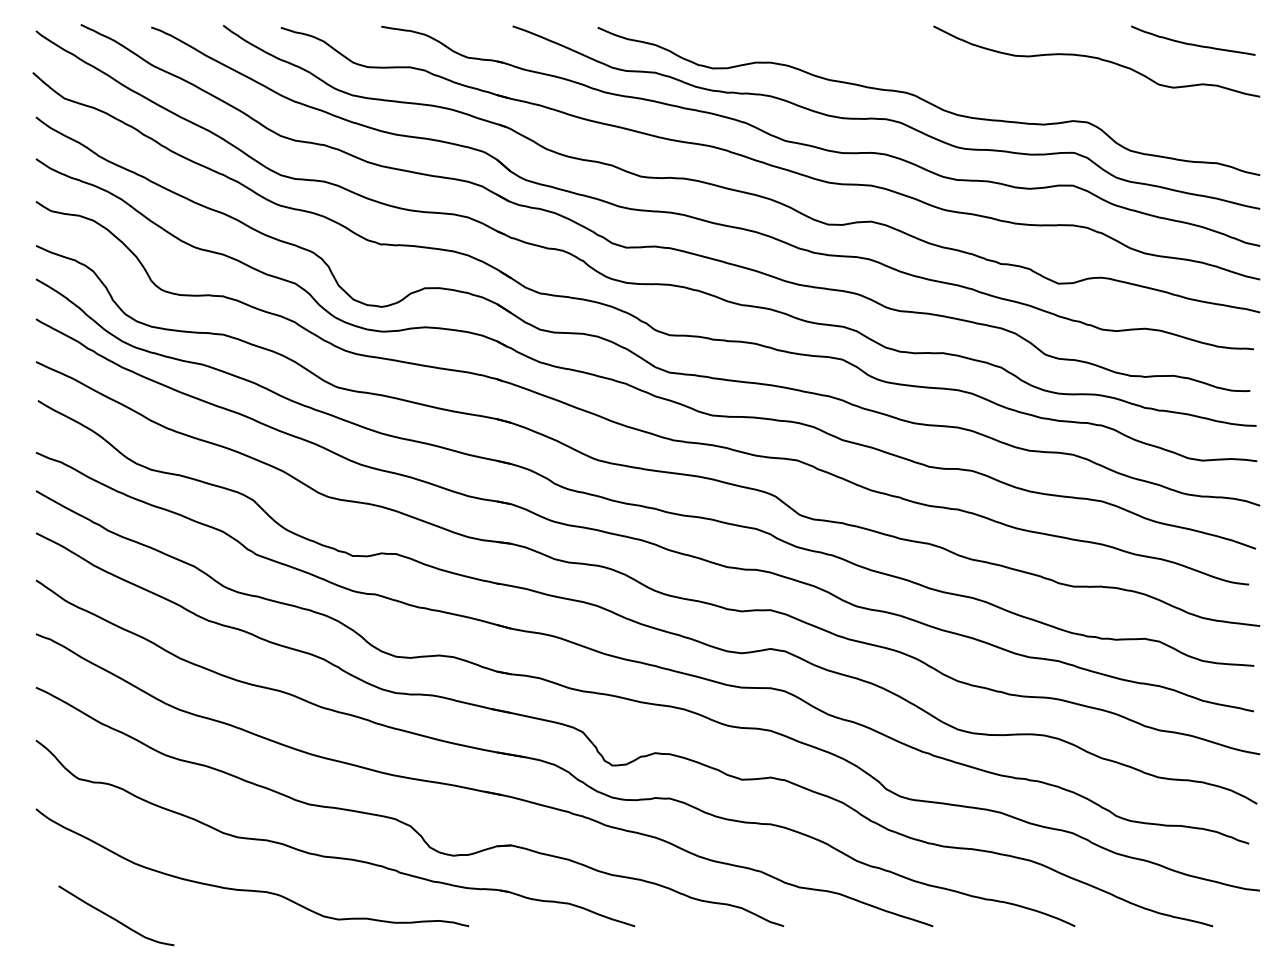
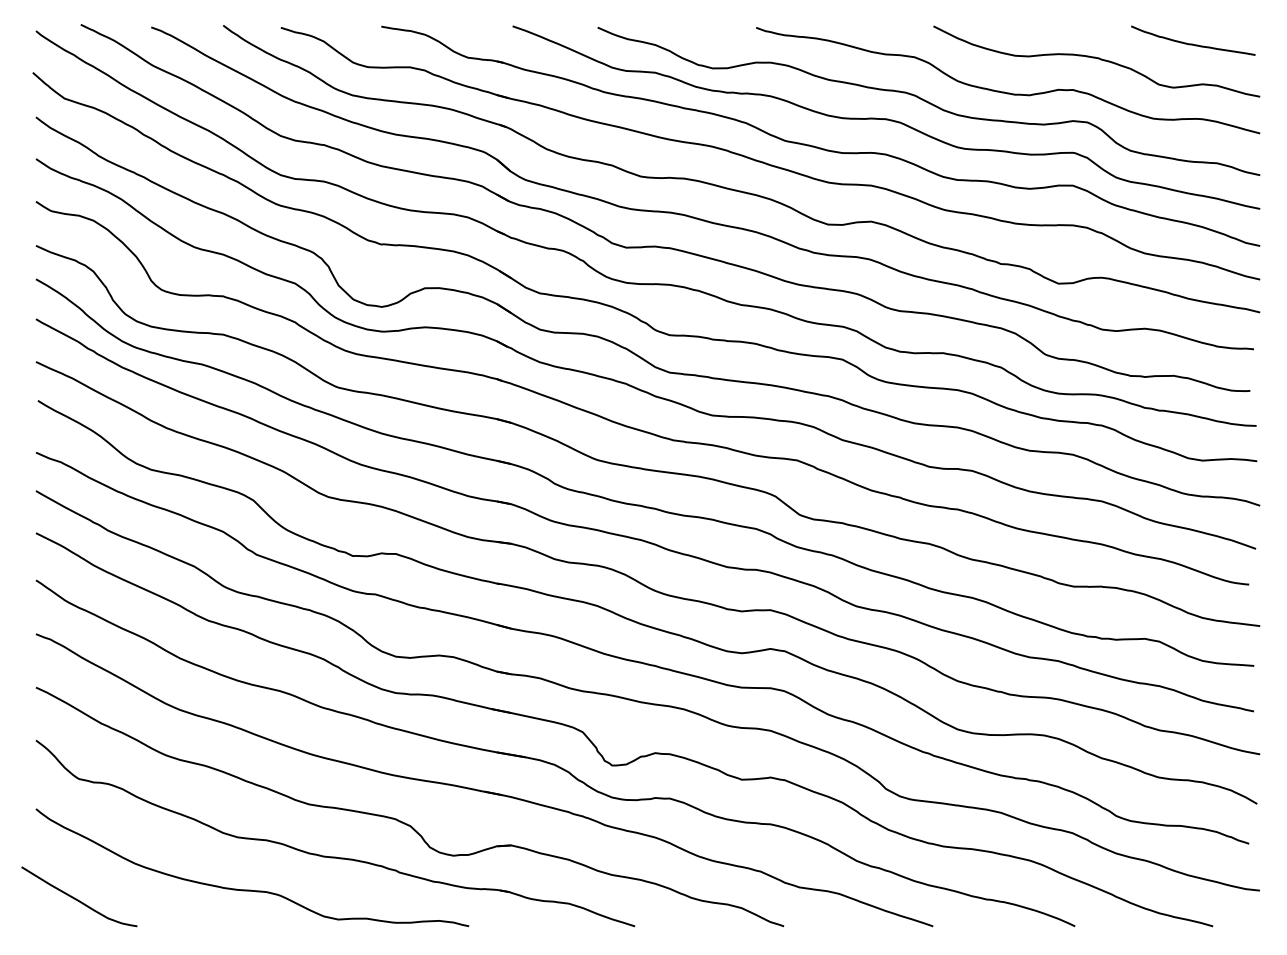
curve: none -> present (1004, 91)
curve position: (115, 918) -> (78, 899) (78, 899)
